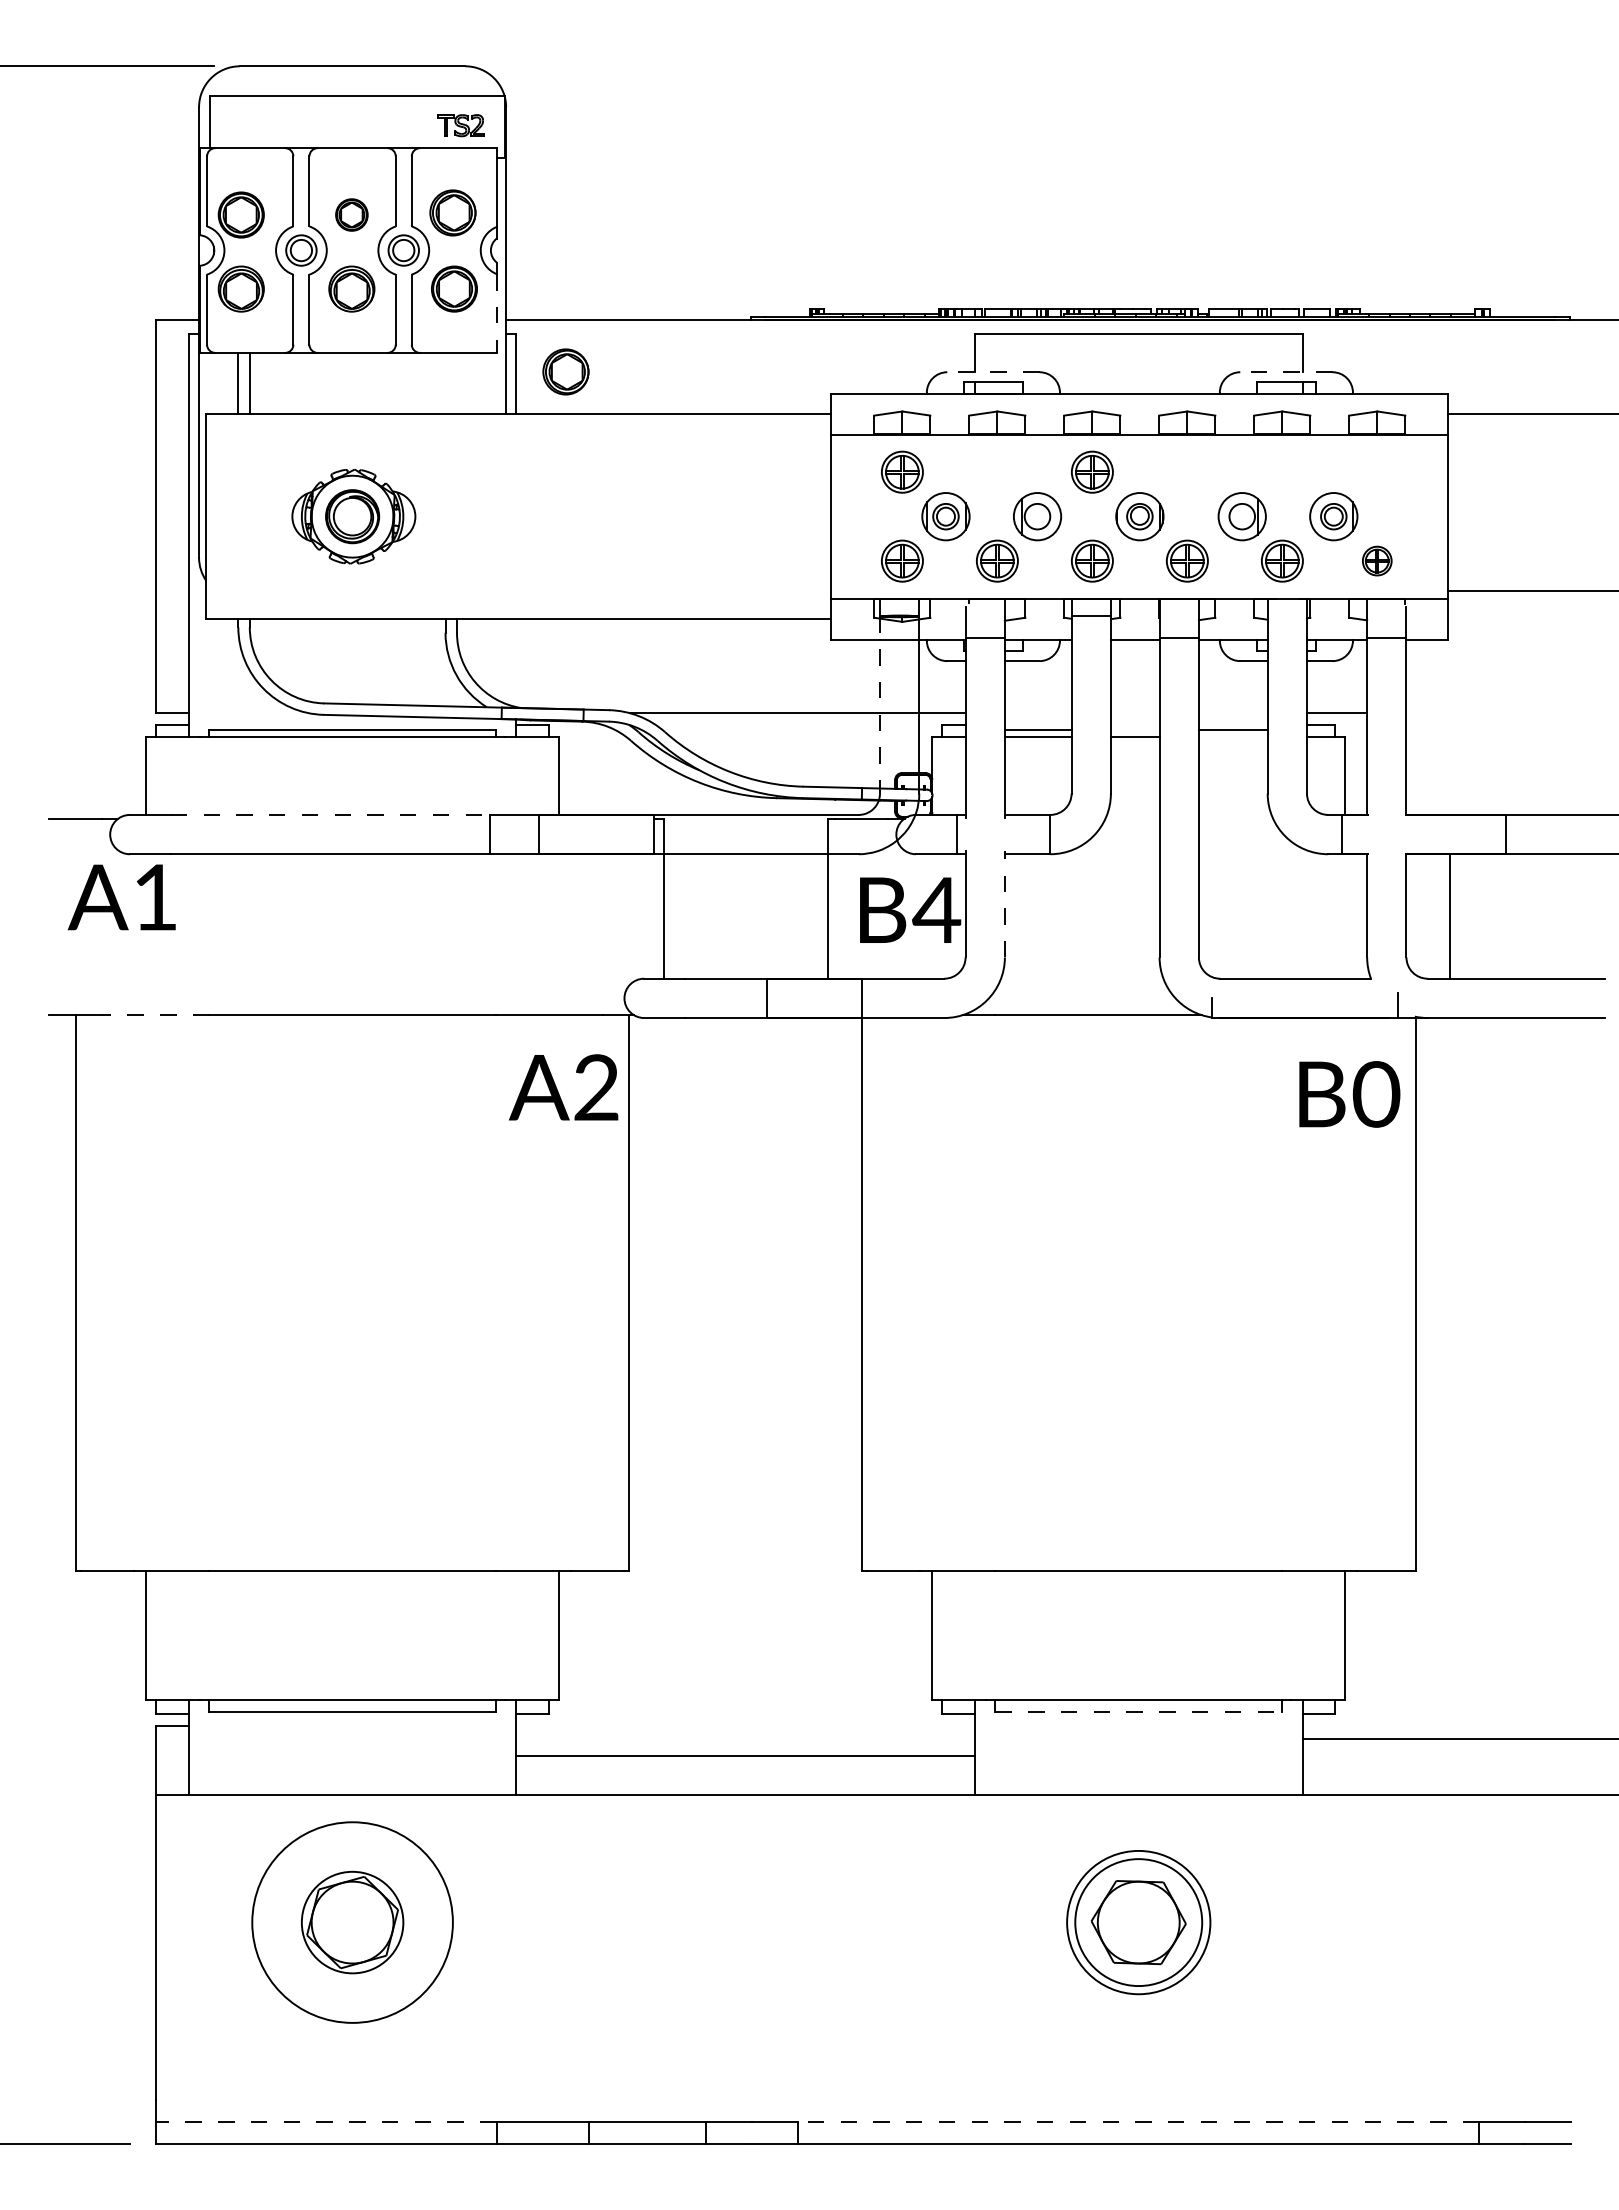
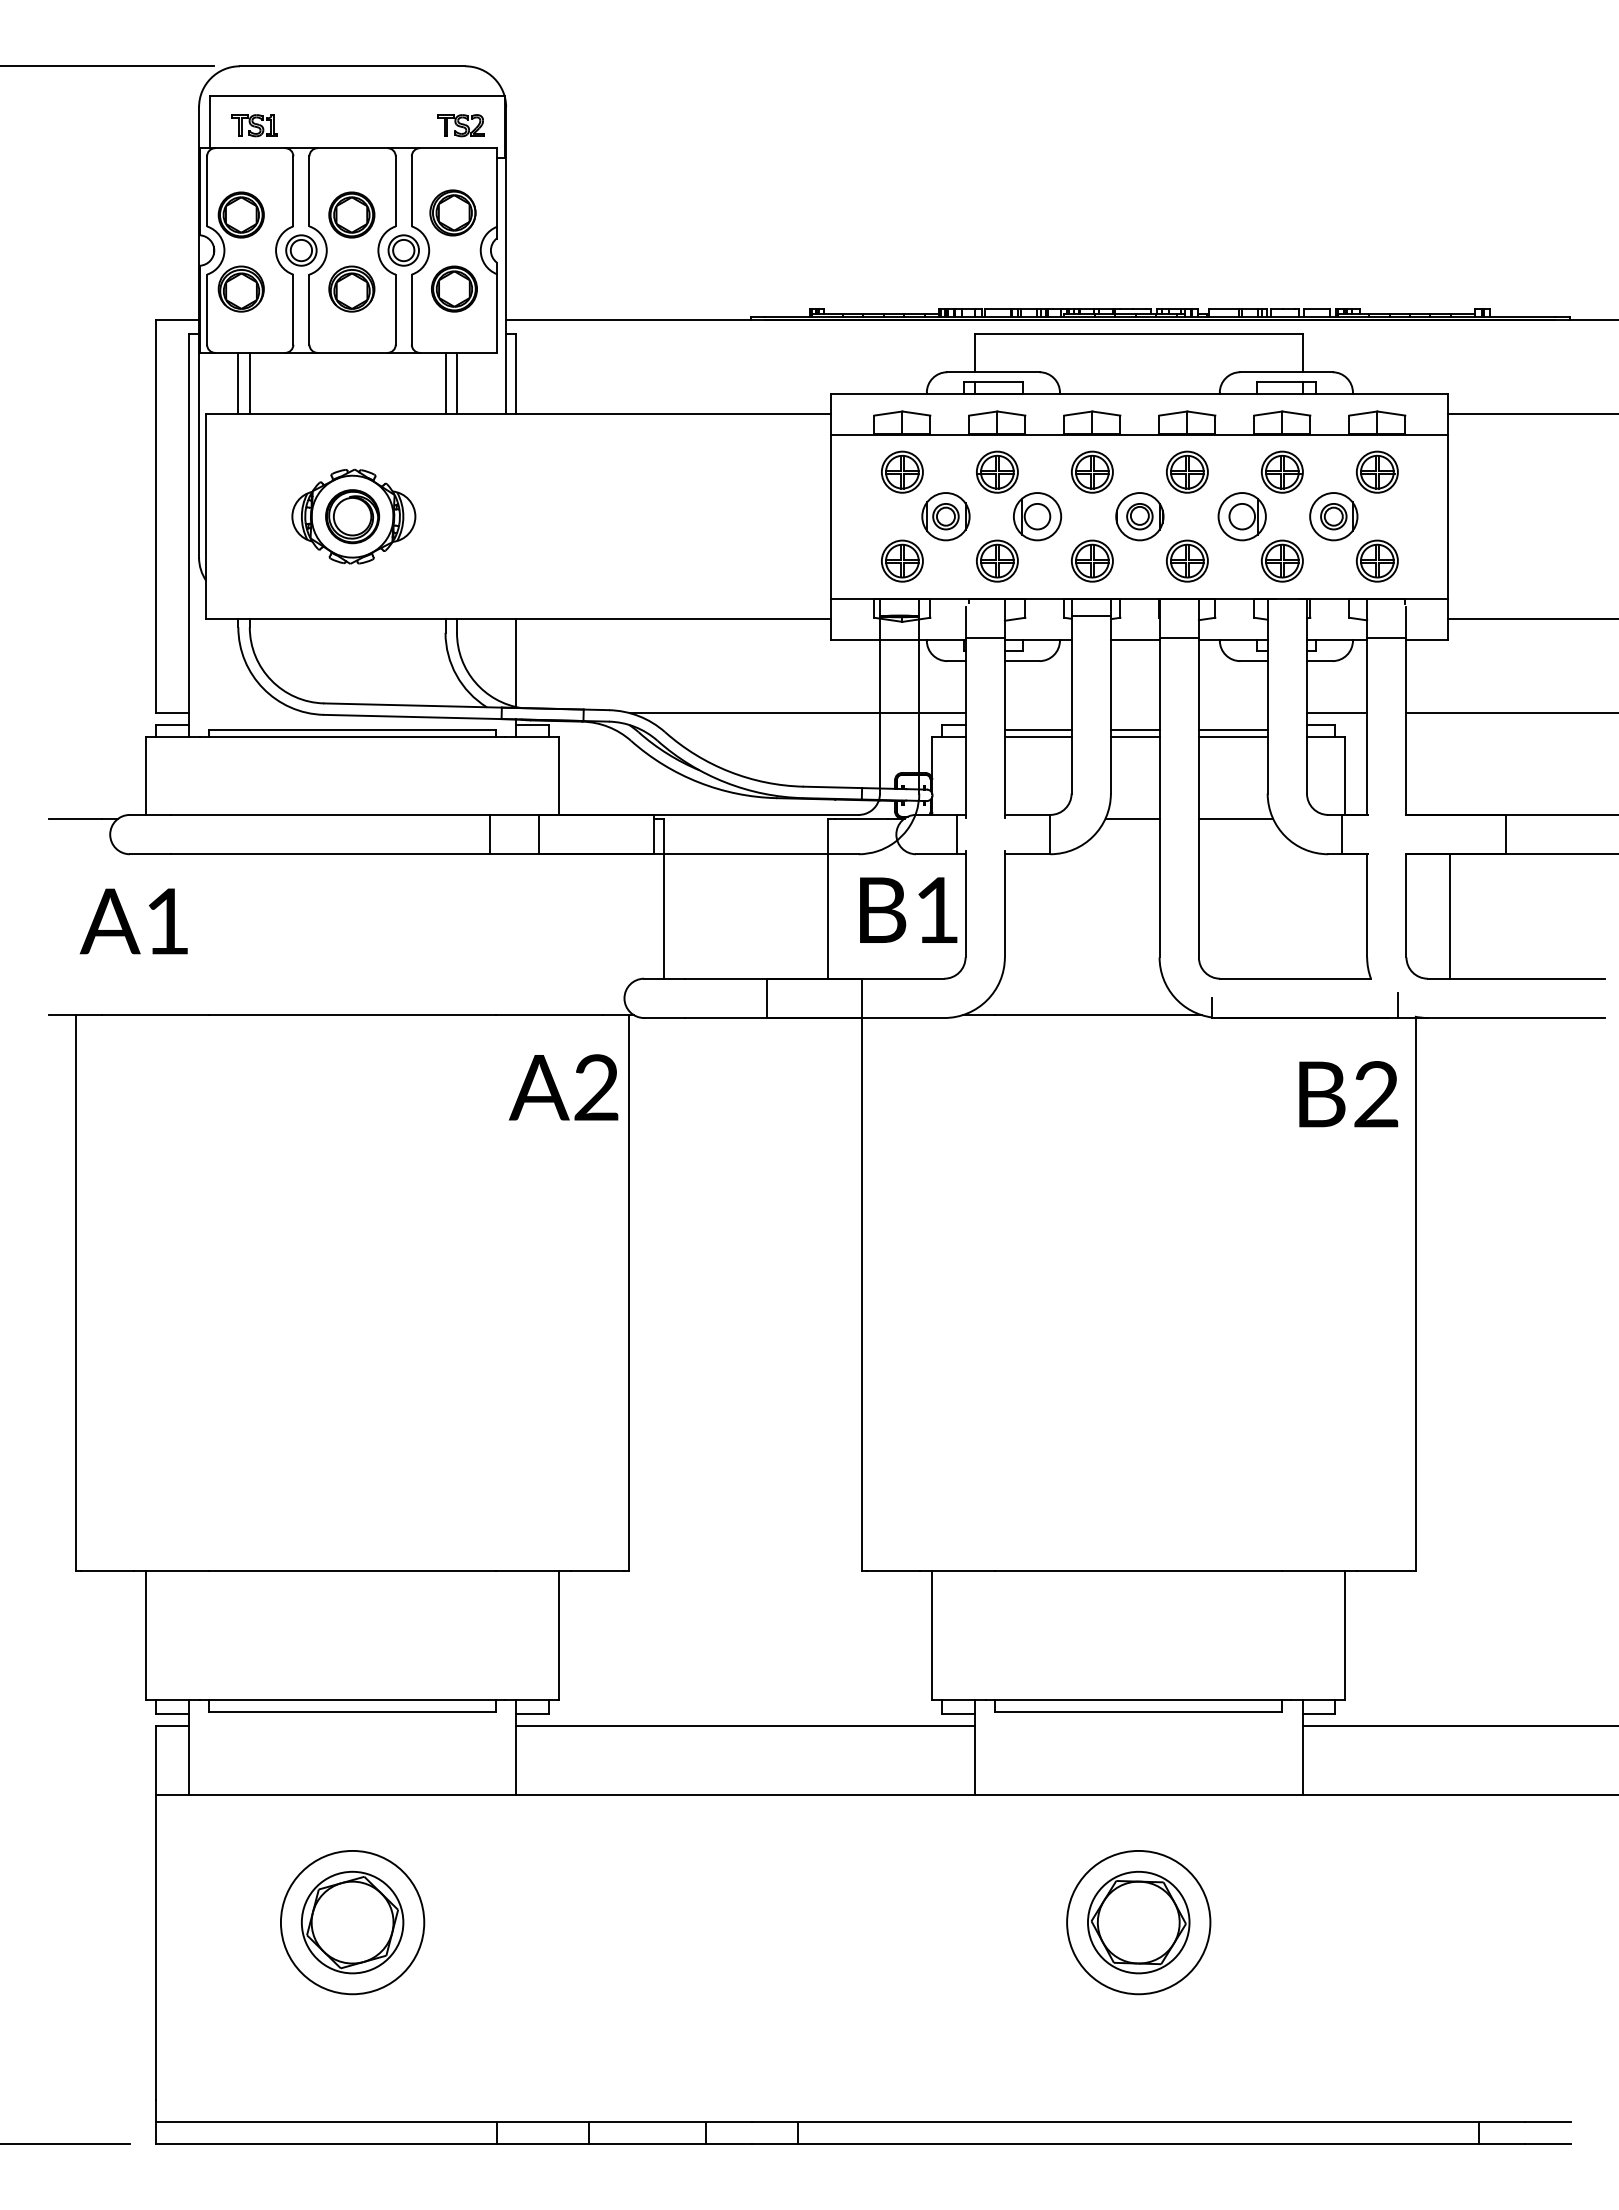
part: none -> present (254, 125)
part size: 34x34 px -> 48x48 px (351, 214)
line: dashed -> solid (496, 314)
part: present -> none (565, 371)
line: dashed -> solid (992, 372)
line: dashed -> solid (1285, 372)
line: none -> present (445, 383)
line: none -> present (457, 383)
part: none -> present (997, 471)
part: none -> present (1187, 471)
part: none -> present (1282, 471)
part: none -> present (1376, 471)
part size: 31x32 px -> 44x44 px (1376, 560)
line position: (1531, 591) -> (1531, 619) (1531, 619)
line: none -> present (516, 663)
line: dashed -> solid (879, 705)
line: none -> present (1510, 713)
line: none -> present (1134, 729)
line: none -> present (1232, 736)
line: dashed -> solid (330, 814)
line: none -> present (1132, 818)
line: none -> present (1235, 818)
text position: (121, 897) -> (133, 921) (133, 921)
line: dashed -> solid (1004, 903)
text: B4 -> B1 (936, 909)
line: dashed -> solid (155, 1015)
text: B0 -> B2 (1376, 1094)
line: dashed -> solid (1139, 1712)
line position: (1458, 1739) -> (1458, 1726) (1458, 1726)
line position: (745, 1756) -> (745, 1726) (745, 1726)
circle diameter: 201 px -> 143 px (352, 1922)
circle diameter: 127 px -> 102 px (1138, 1922)
line: dashed -> solid (325, 2121)
line: dashed -> solid (1138, 2121)
